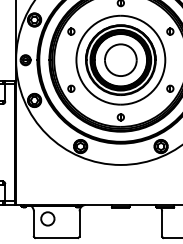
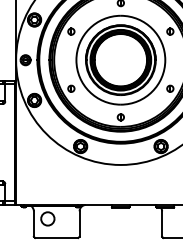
part: present -> none (120, 59)
